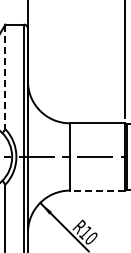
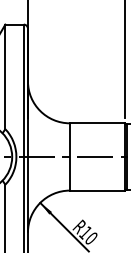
line: dashed -> solid (5, 77)
line: dashed -> solid (96, 190)
